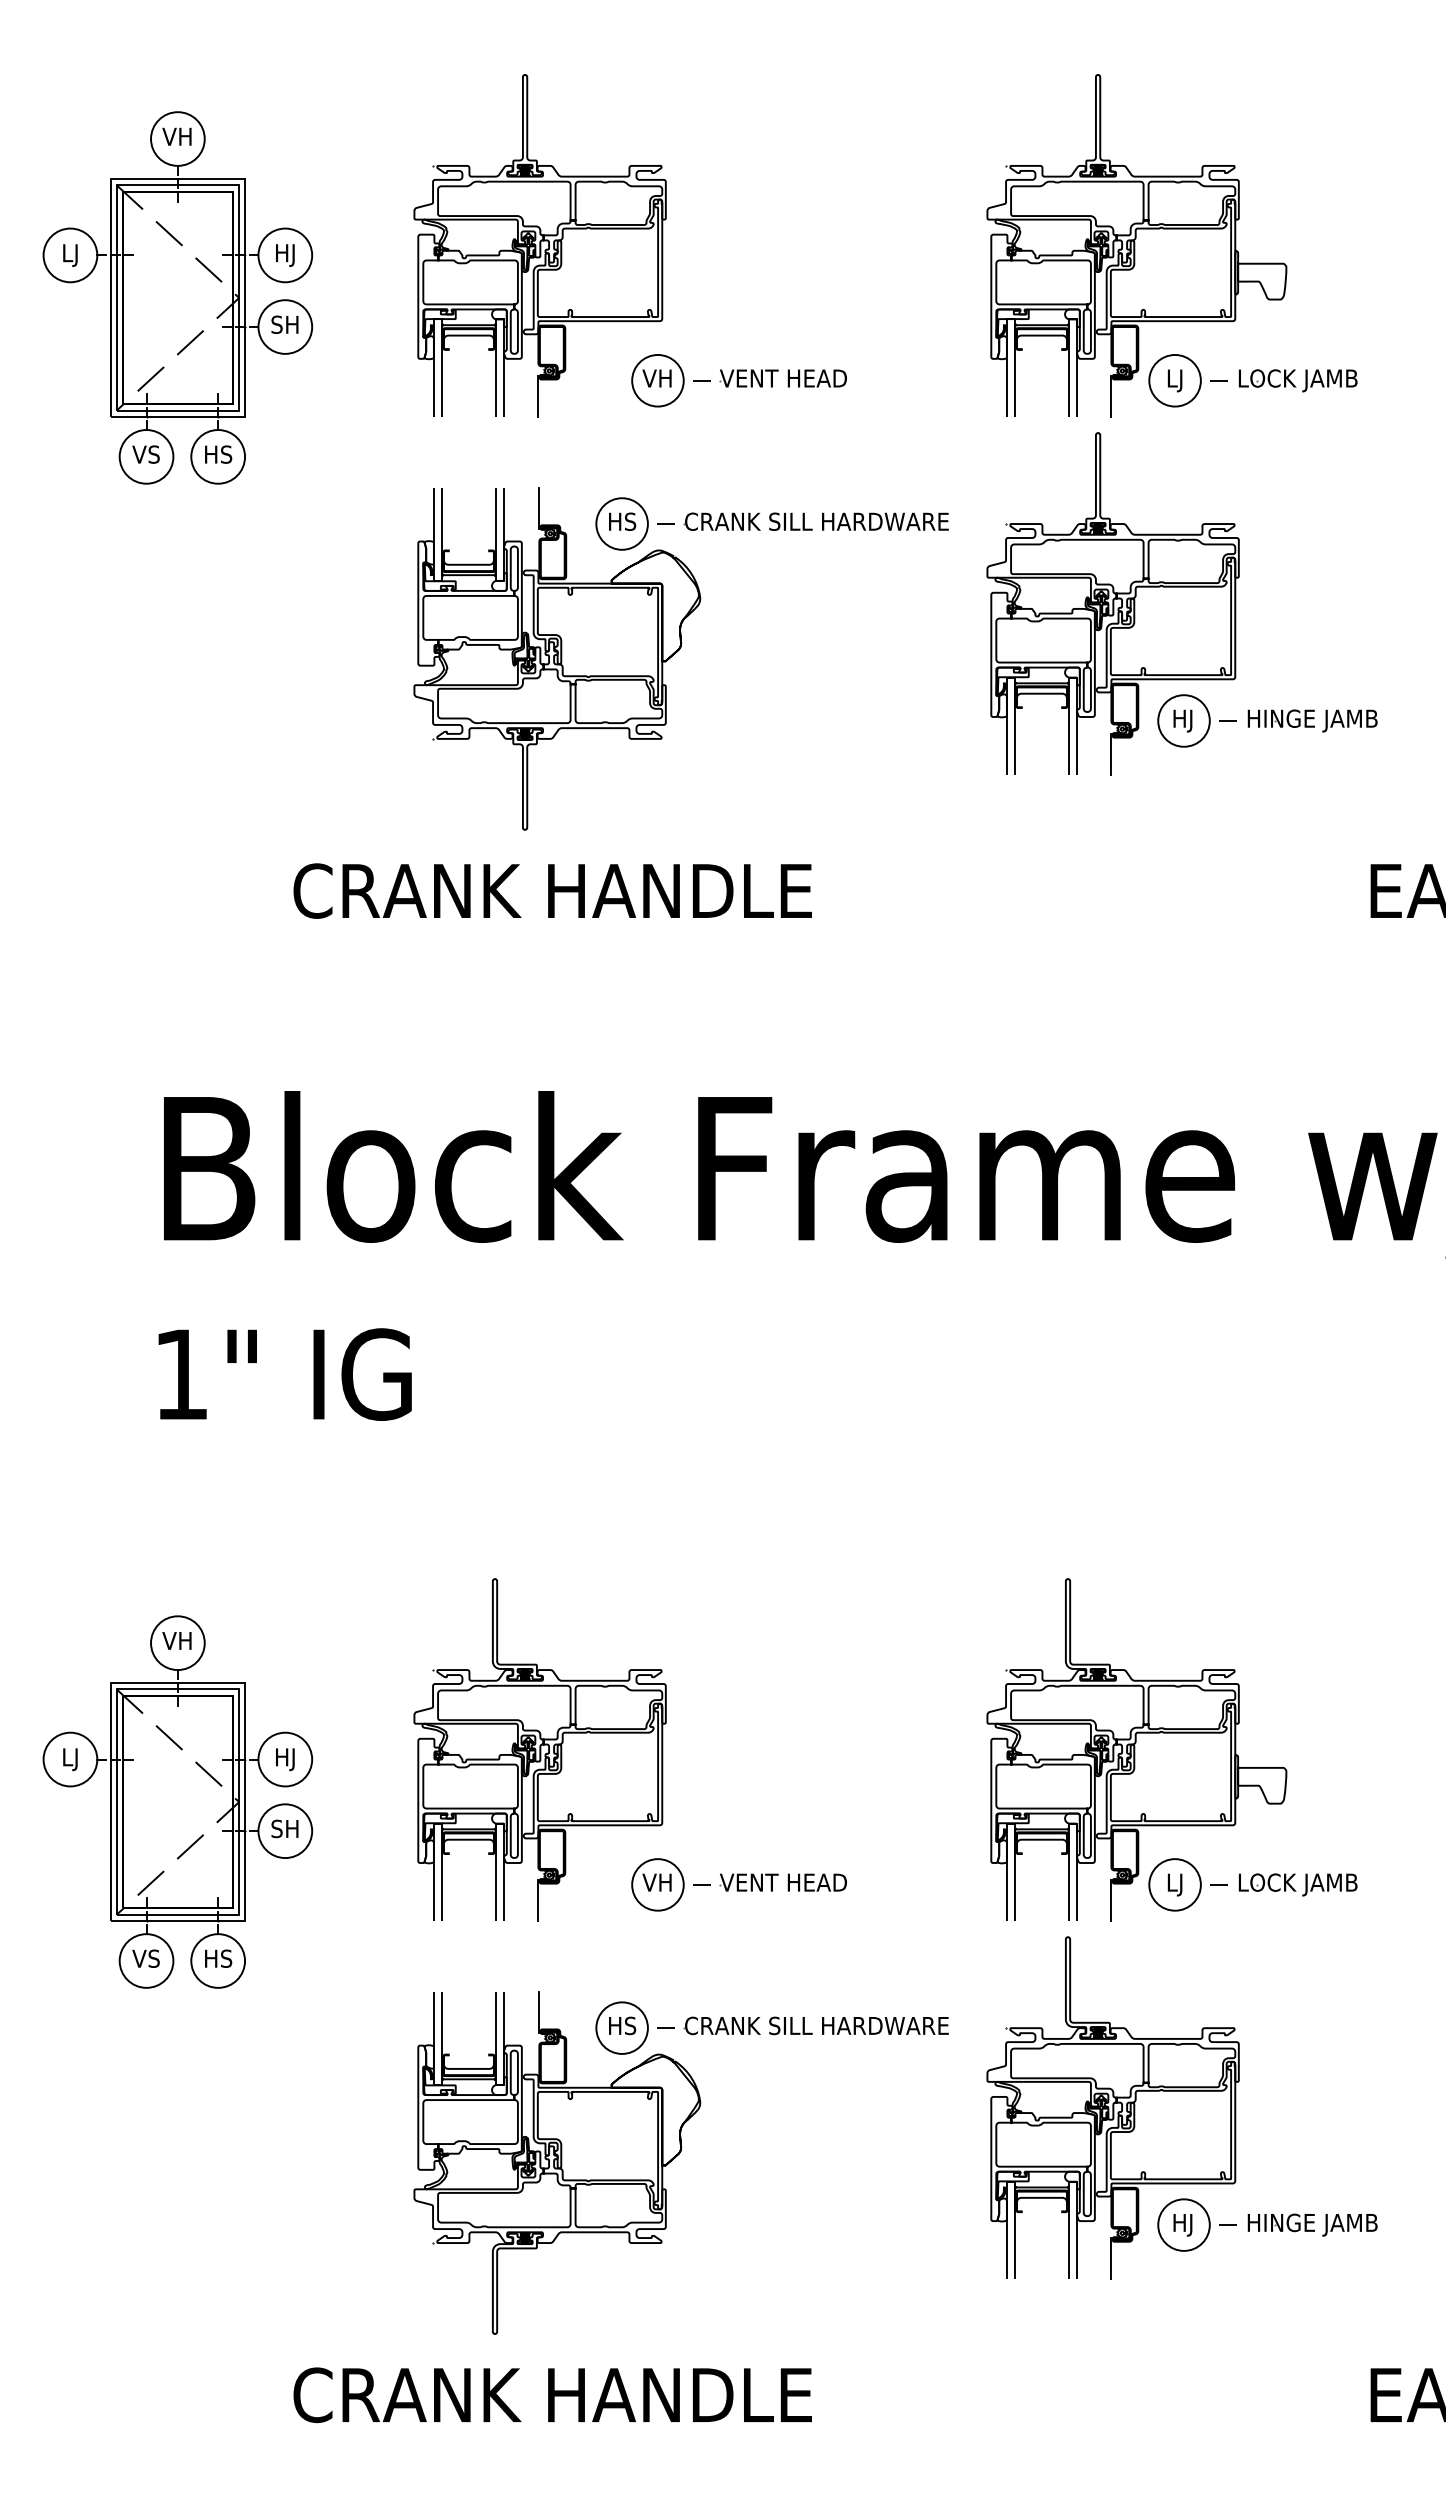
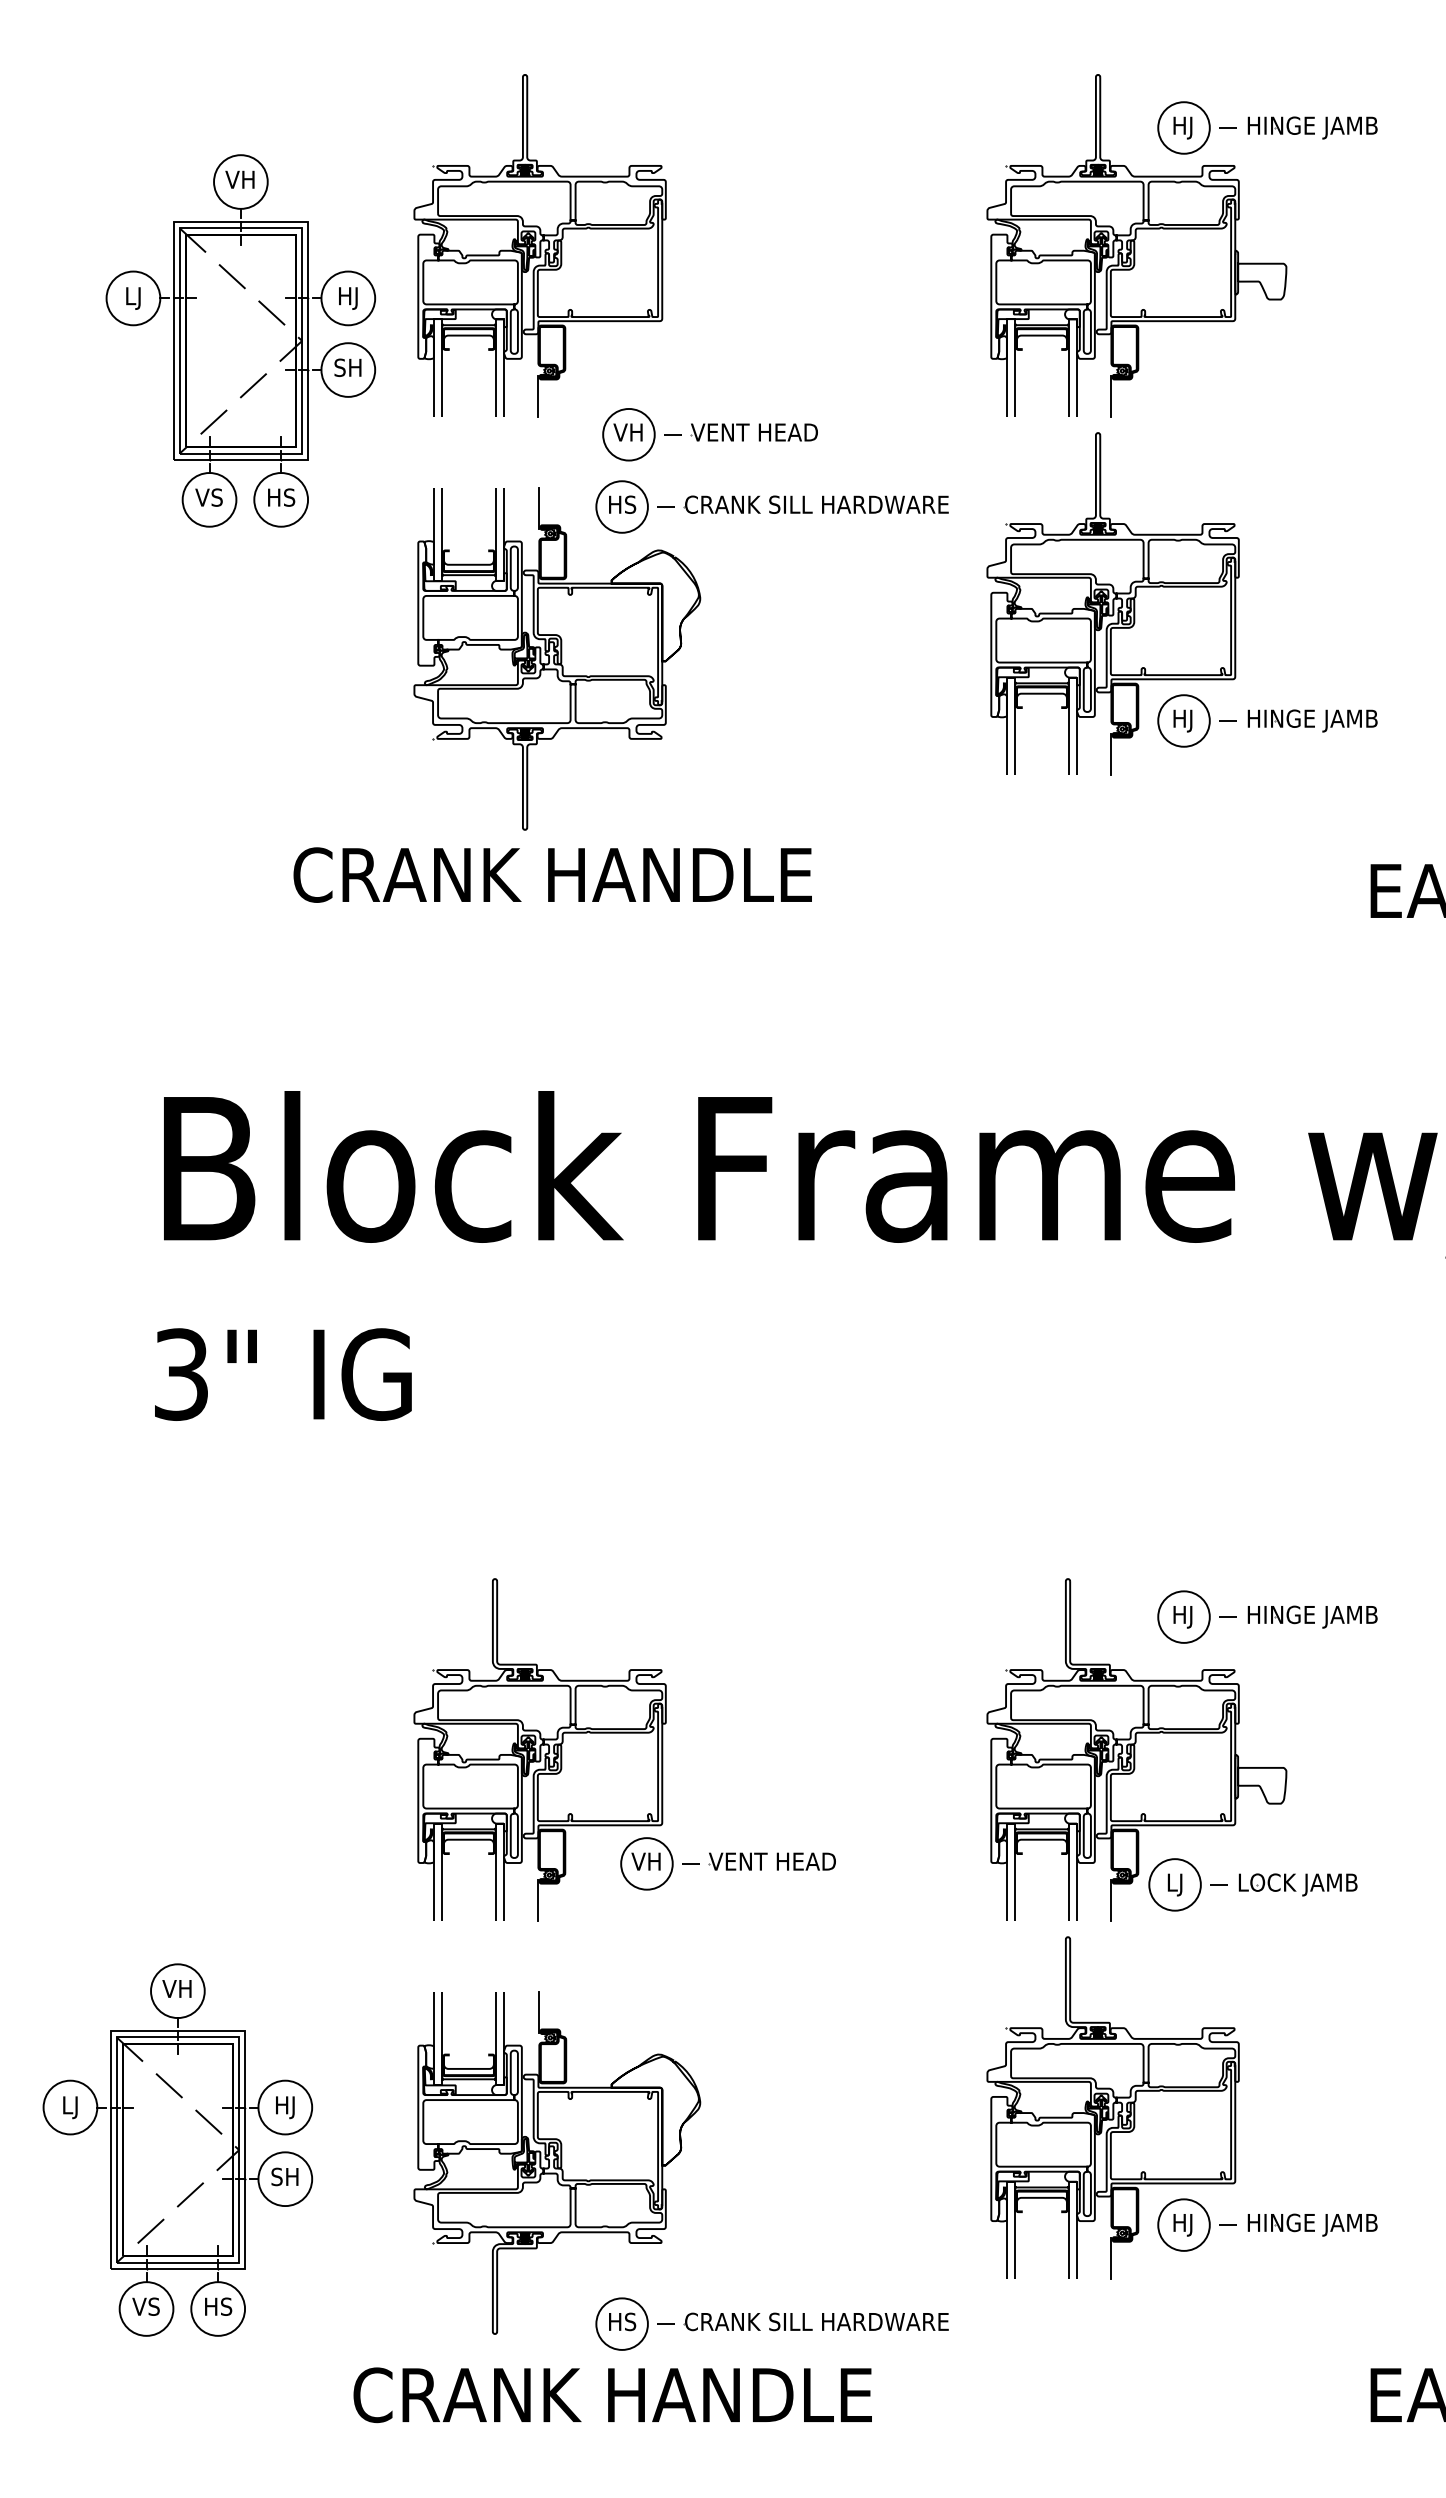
part: none -> present (1267, 127)
part position: (177, 297) -> (240, 340) (240, 340)
part position: (738, 380) -> (709, 434) (709, 434)
part: present -> none (1252, 380)
part position: (771, 523) -> (771, 506) (771, 506)
text position: (552, 890) -> (552, 874) (552, 874)
text: 1" -> 3" (181, 1374)
part: none -> present (1267, 1616)
part position: (177, 1801) -> (177, 2149) (177, 2149)
part position: (738, 1884) -> (727, 1863) (727, 1863)
part position: (771, 2027) -> (771, 2323) (771, 2323)
text position: (552, 2395) -> (612, 2395) (612, 2395)
